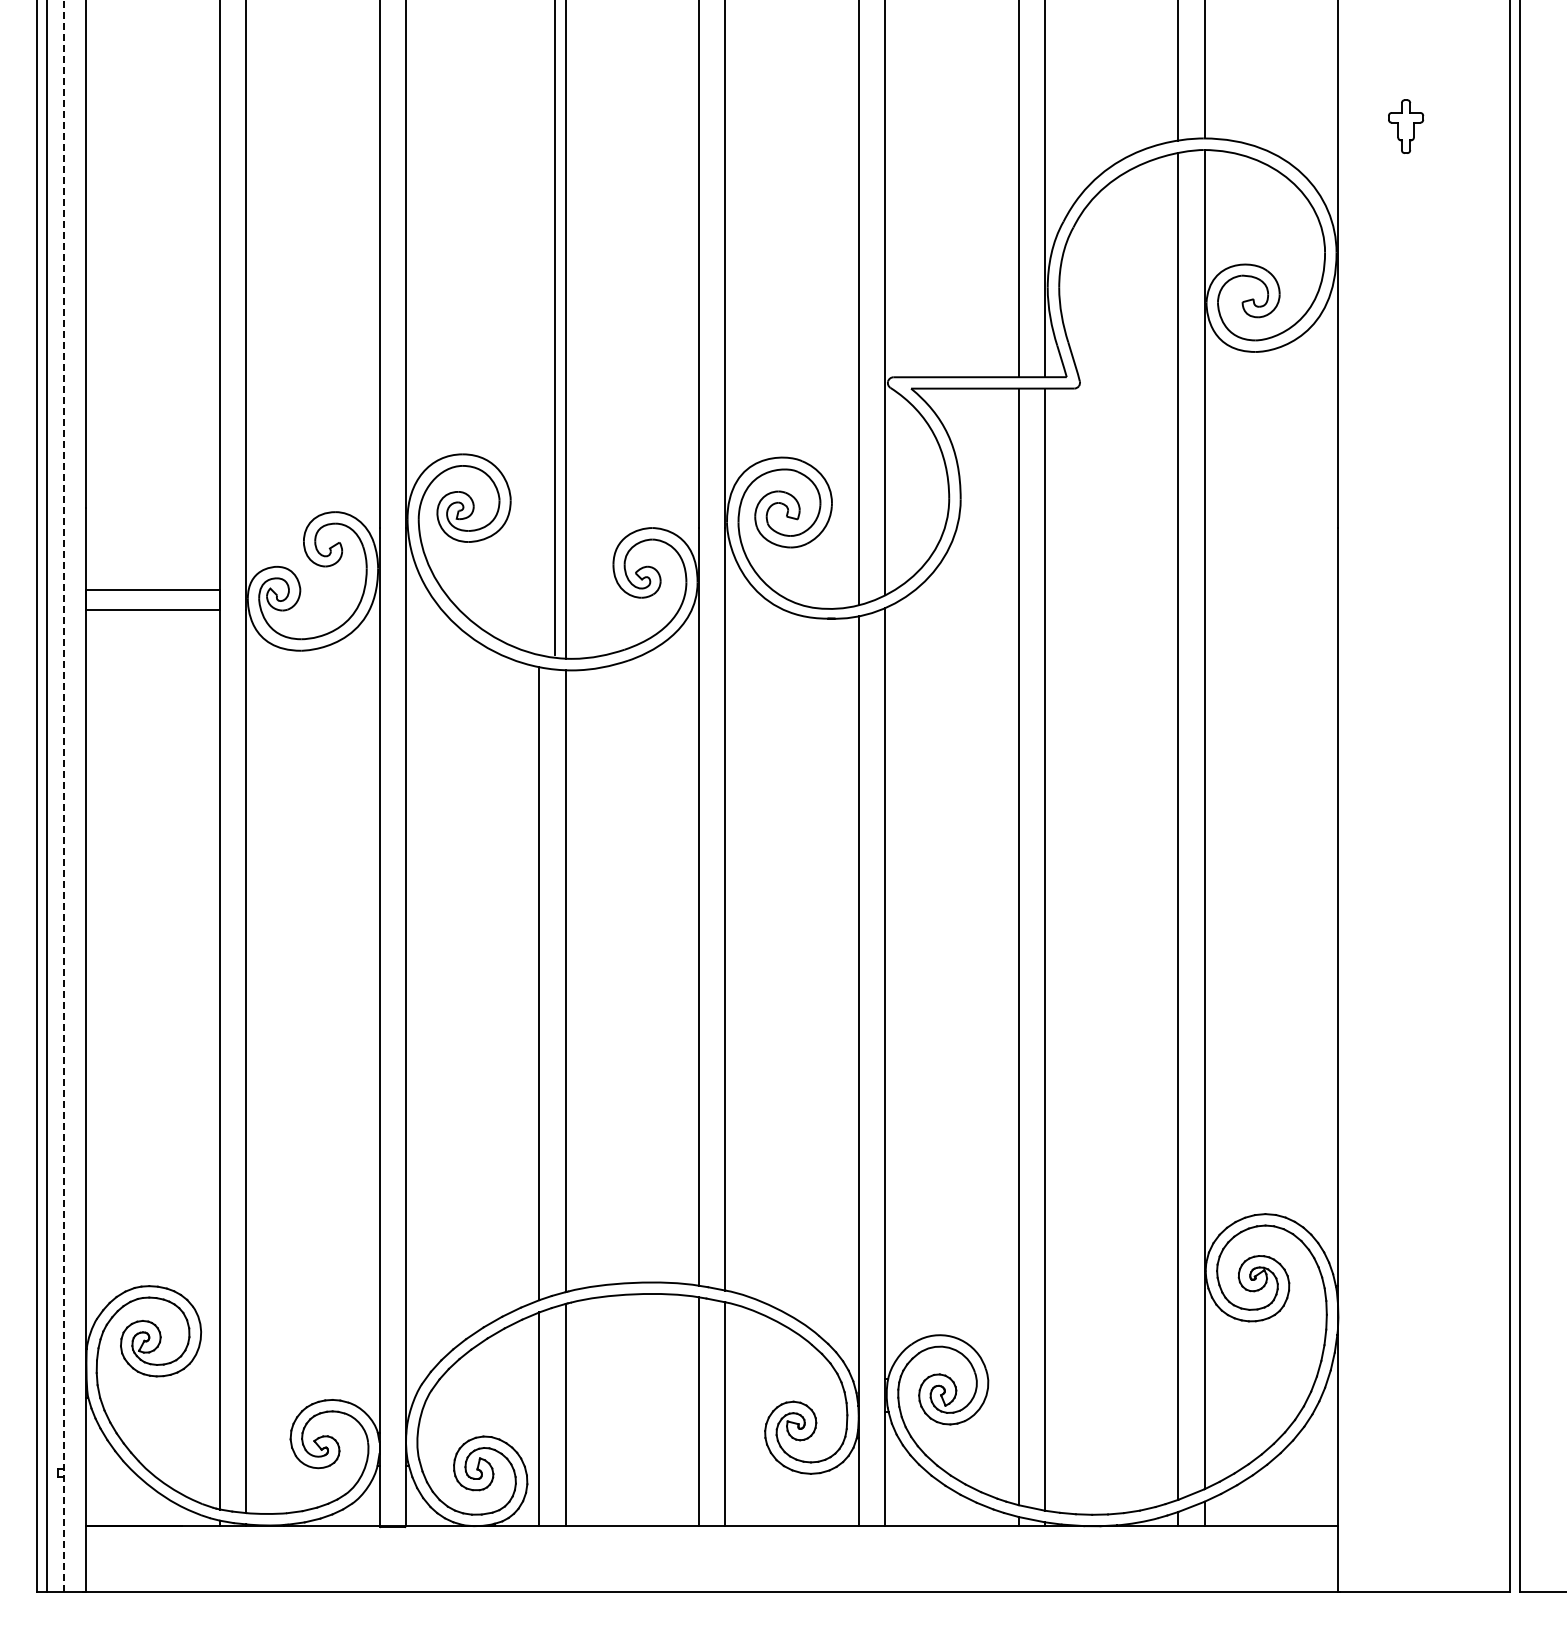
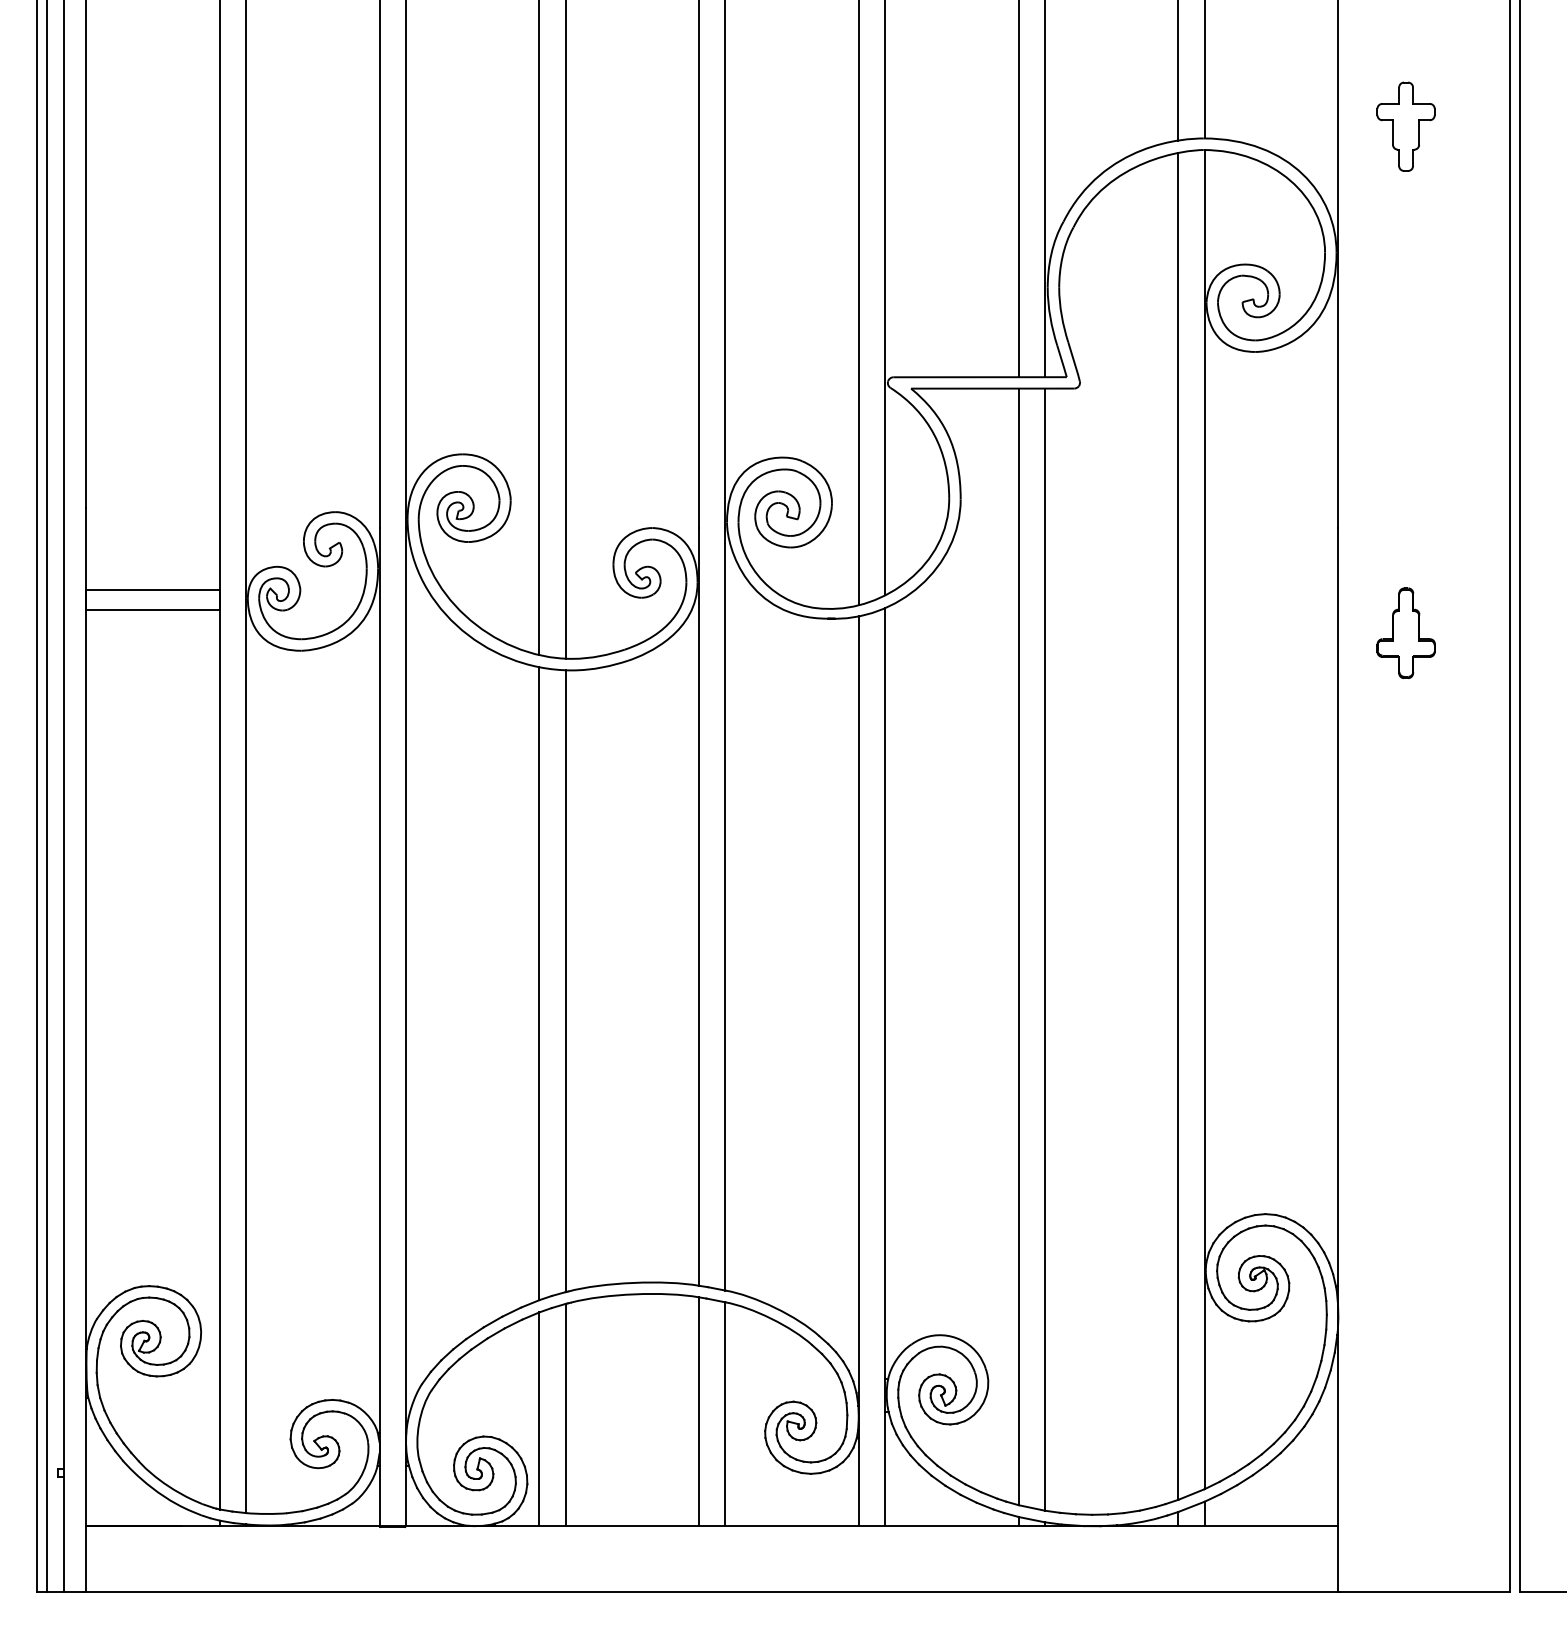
part size: 37x55 px -> 60x91 px (1405, 126)
line position: (555, 328) -> (539, 328) (539, 328)
part: none -> present (1405, 633)
line: dashed -> solid (63, 795)
